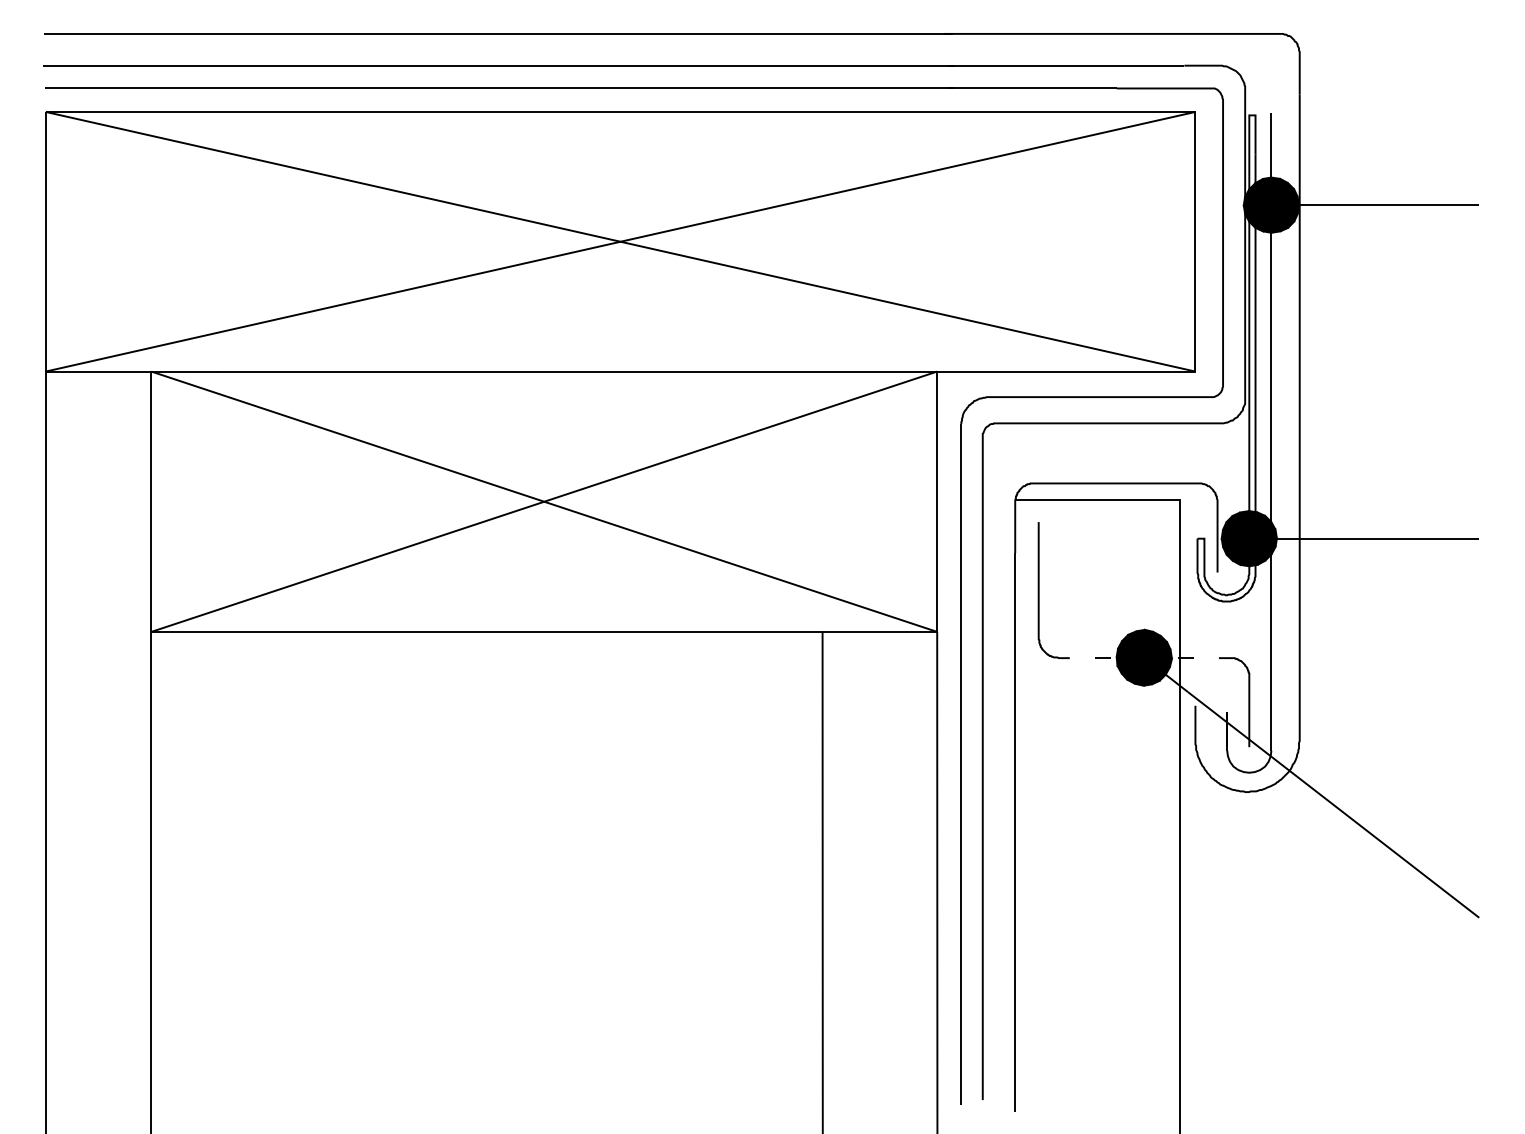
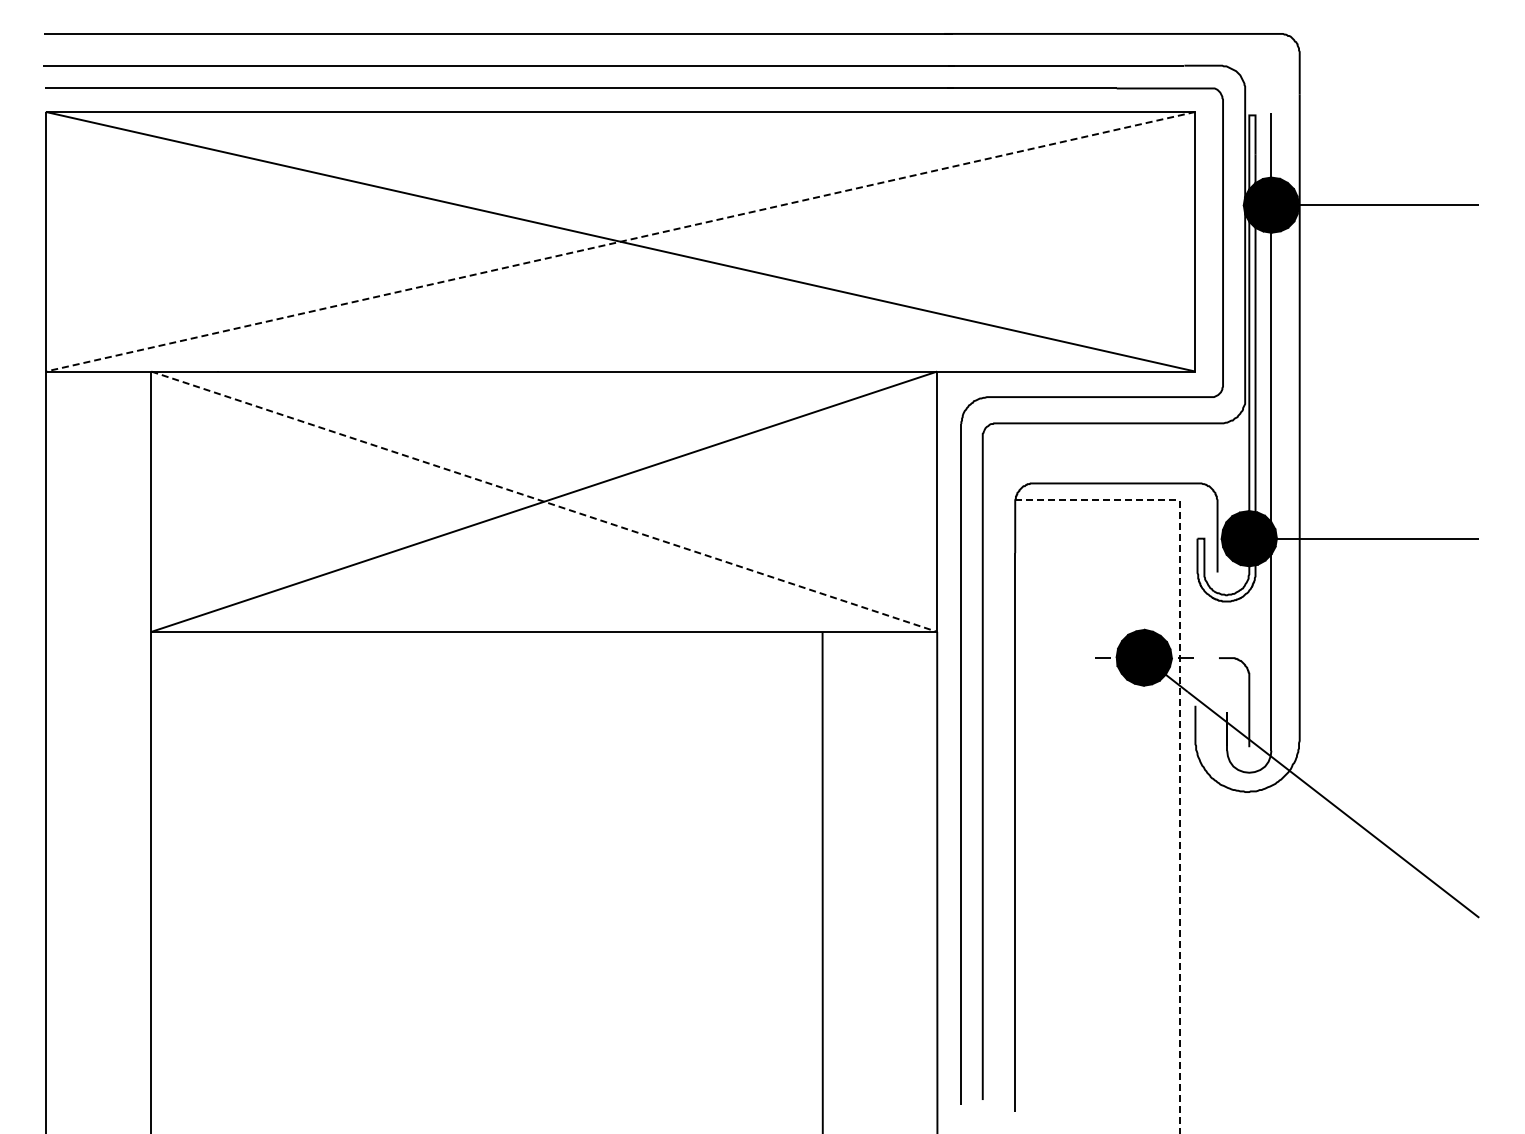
line: solid -> dashed (620, 241)
line: solid -> dashed (544, 501)
curve: present -> none (1039, 590)
line: solid -> dashed (1179, 733)
